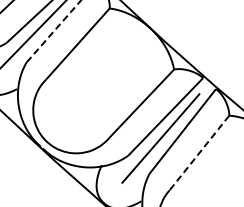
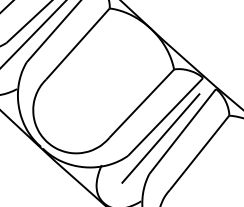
line: dashed -> solid (54, 30)
line: dashed -> solid (199, 152)
